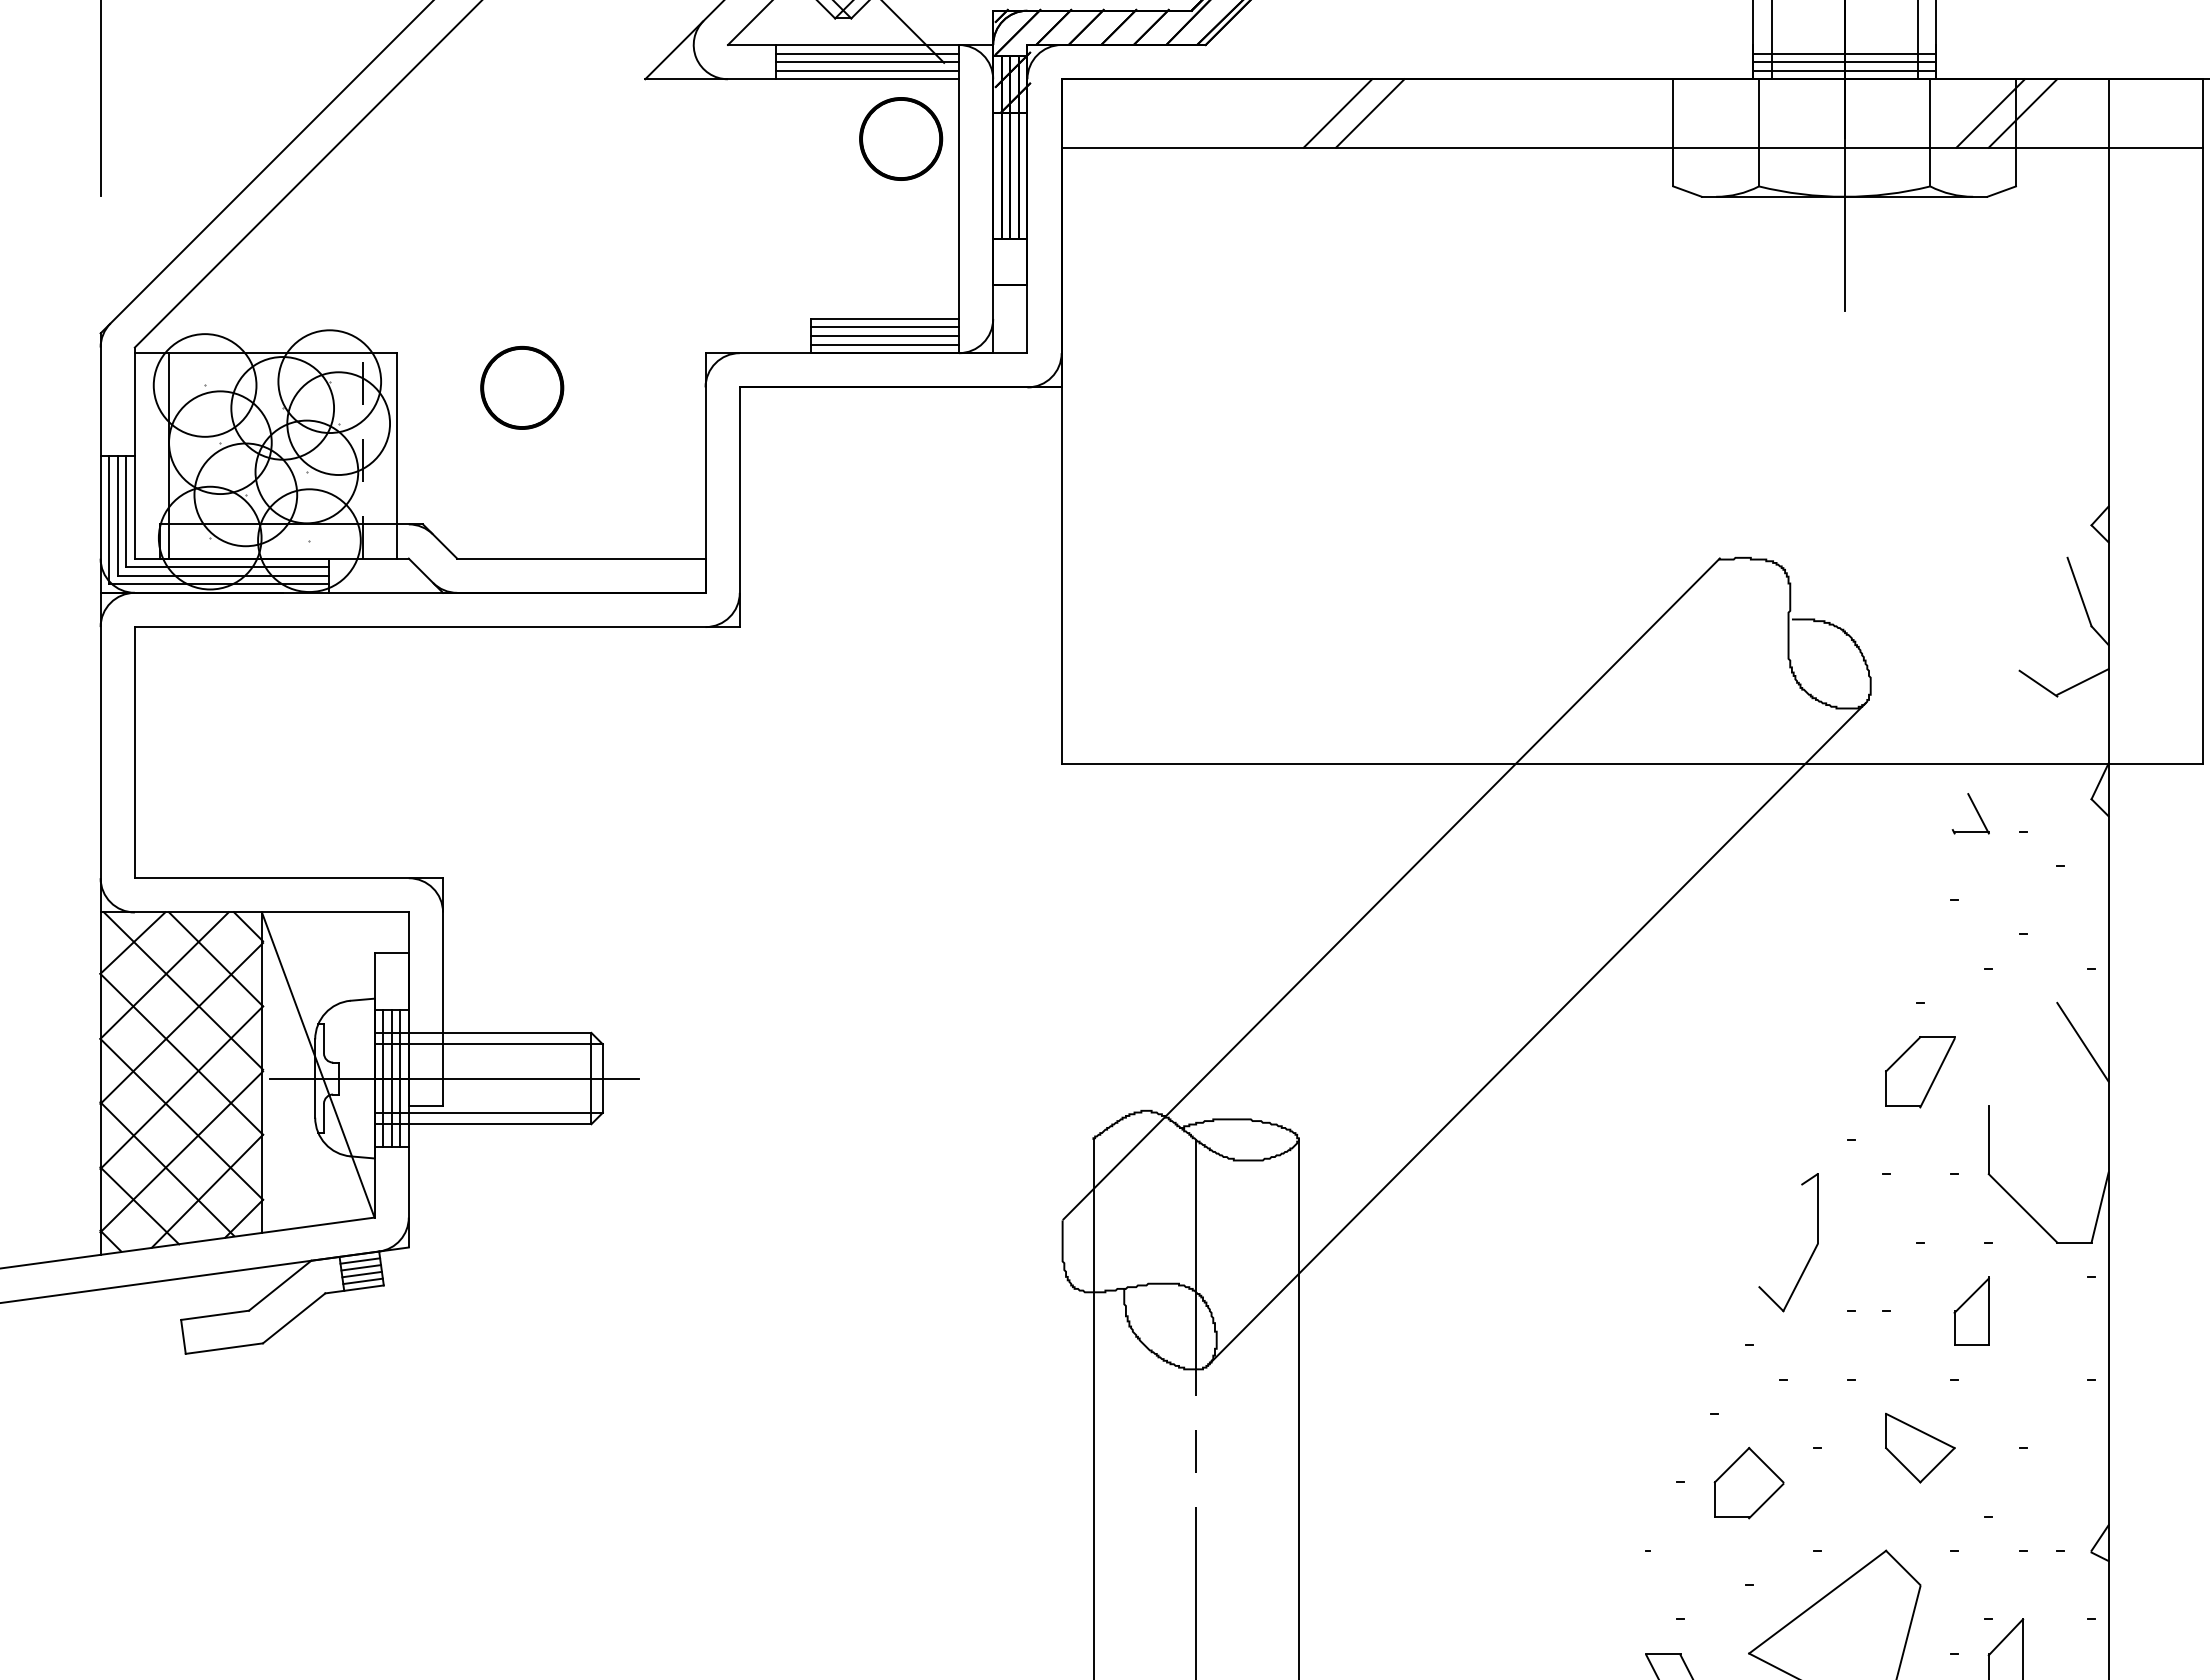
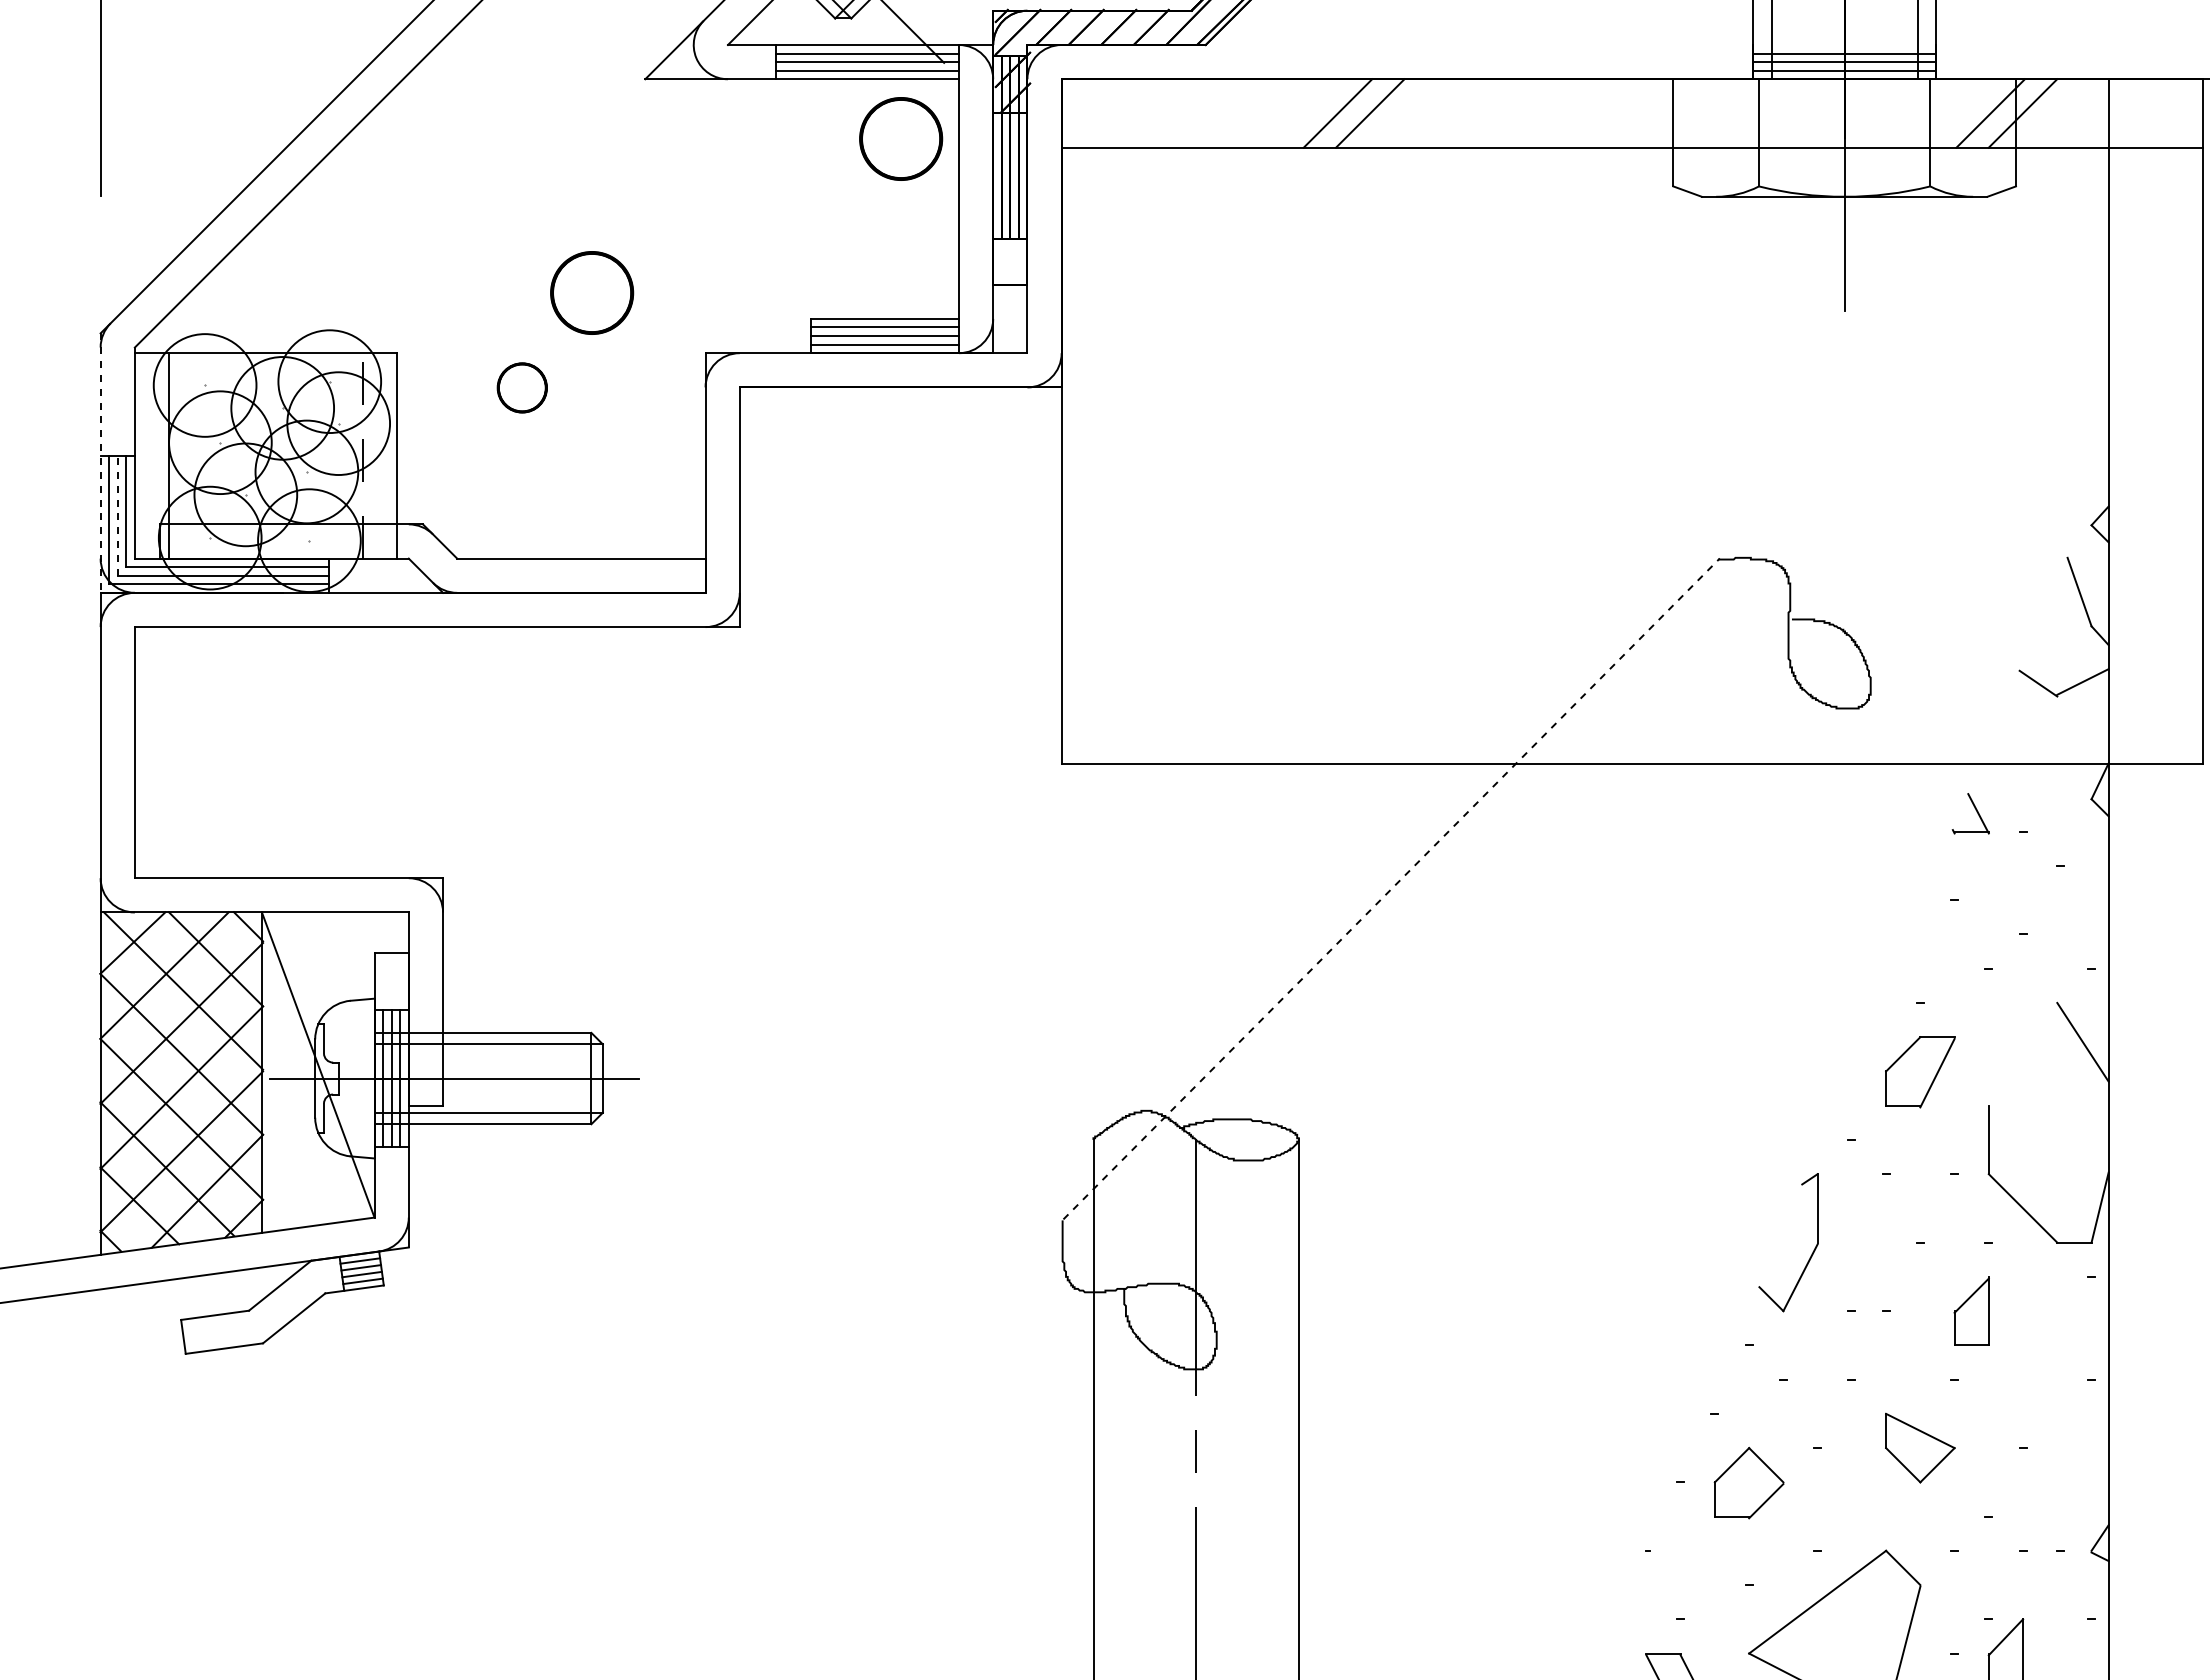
part: none -> present (592, 292)
part size: 85x84 px -> 52x52 px (521, 387)
line: solid -> dashed (100, 463)
line: solid -> dashed (117, 515)
line: solid -> dashed (1391, 888)
line: present -> none (1537, 1033)
